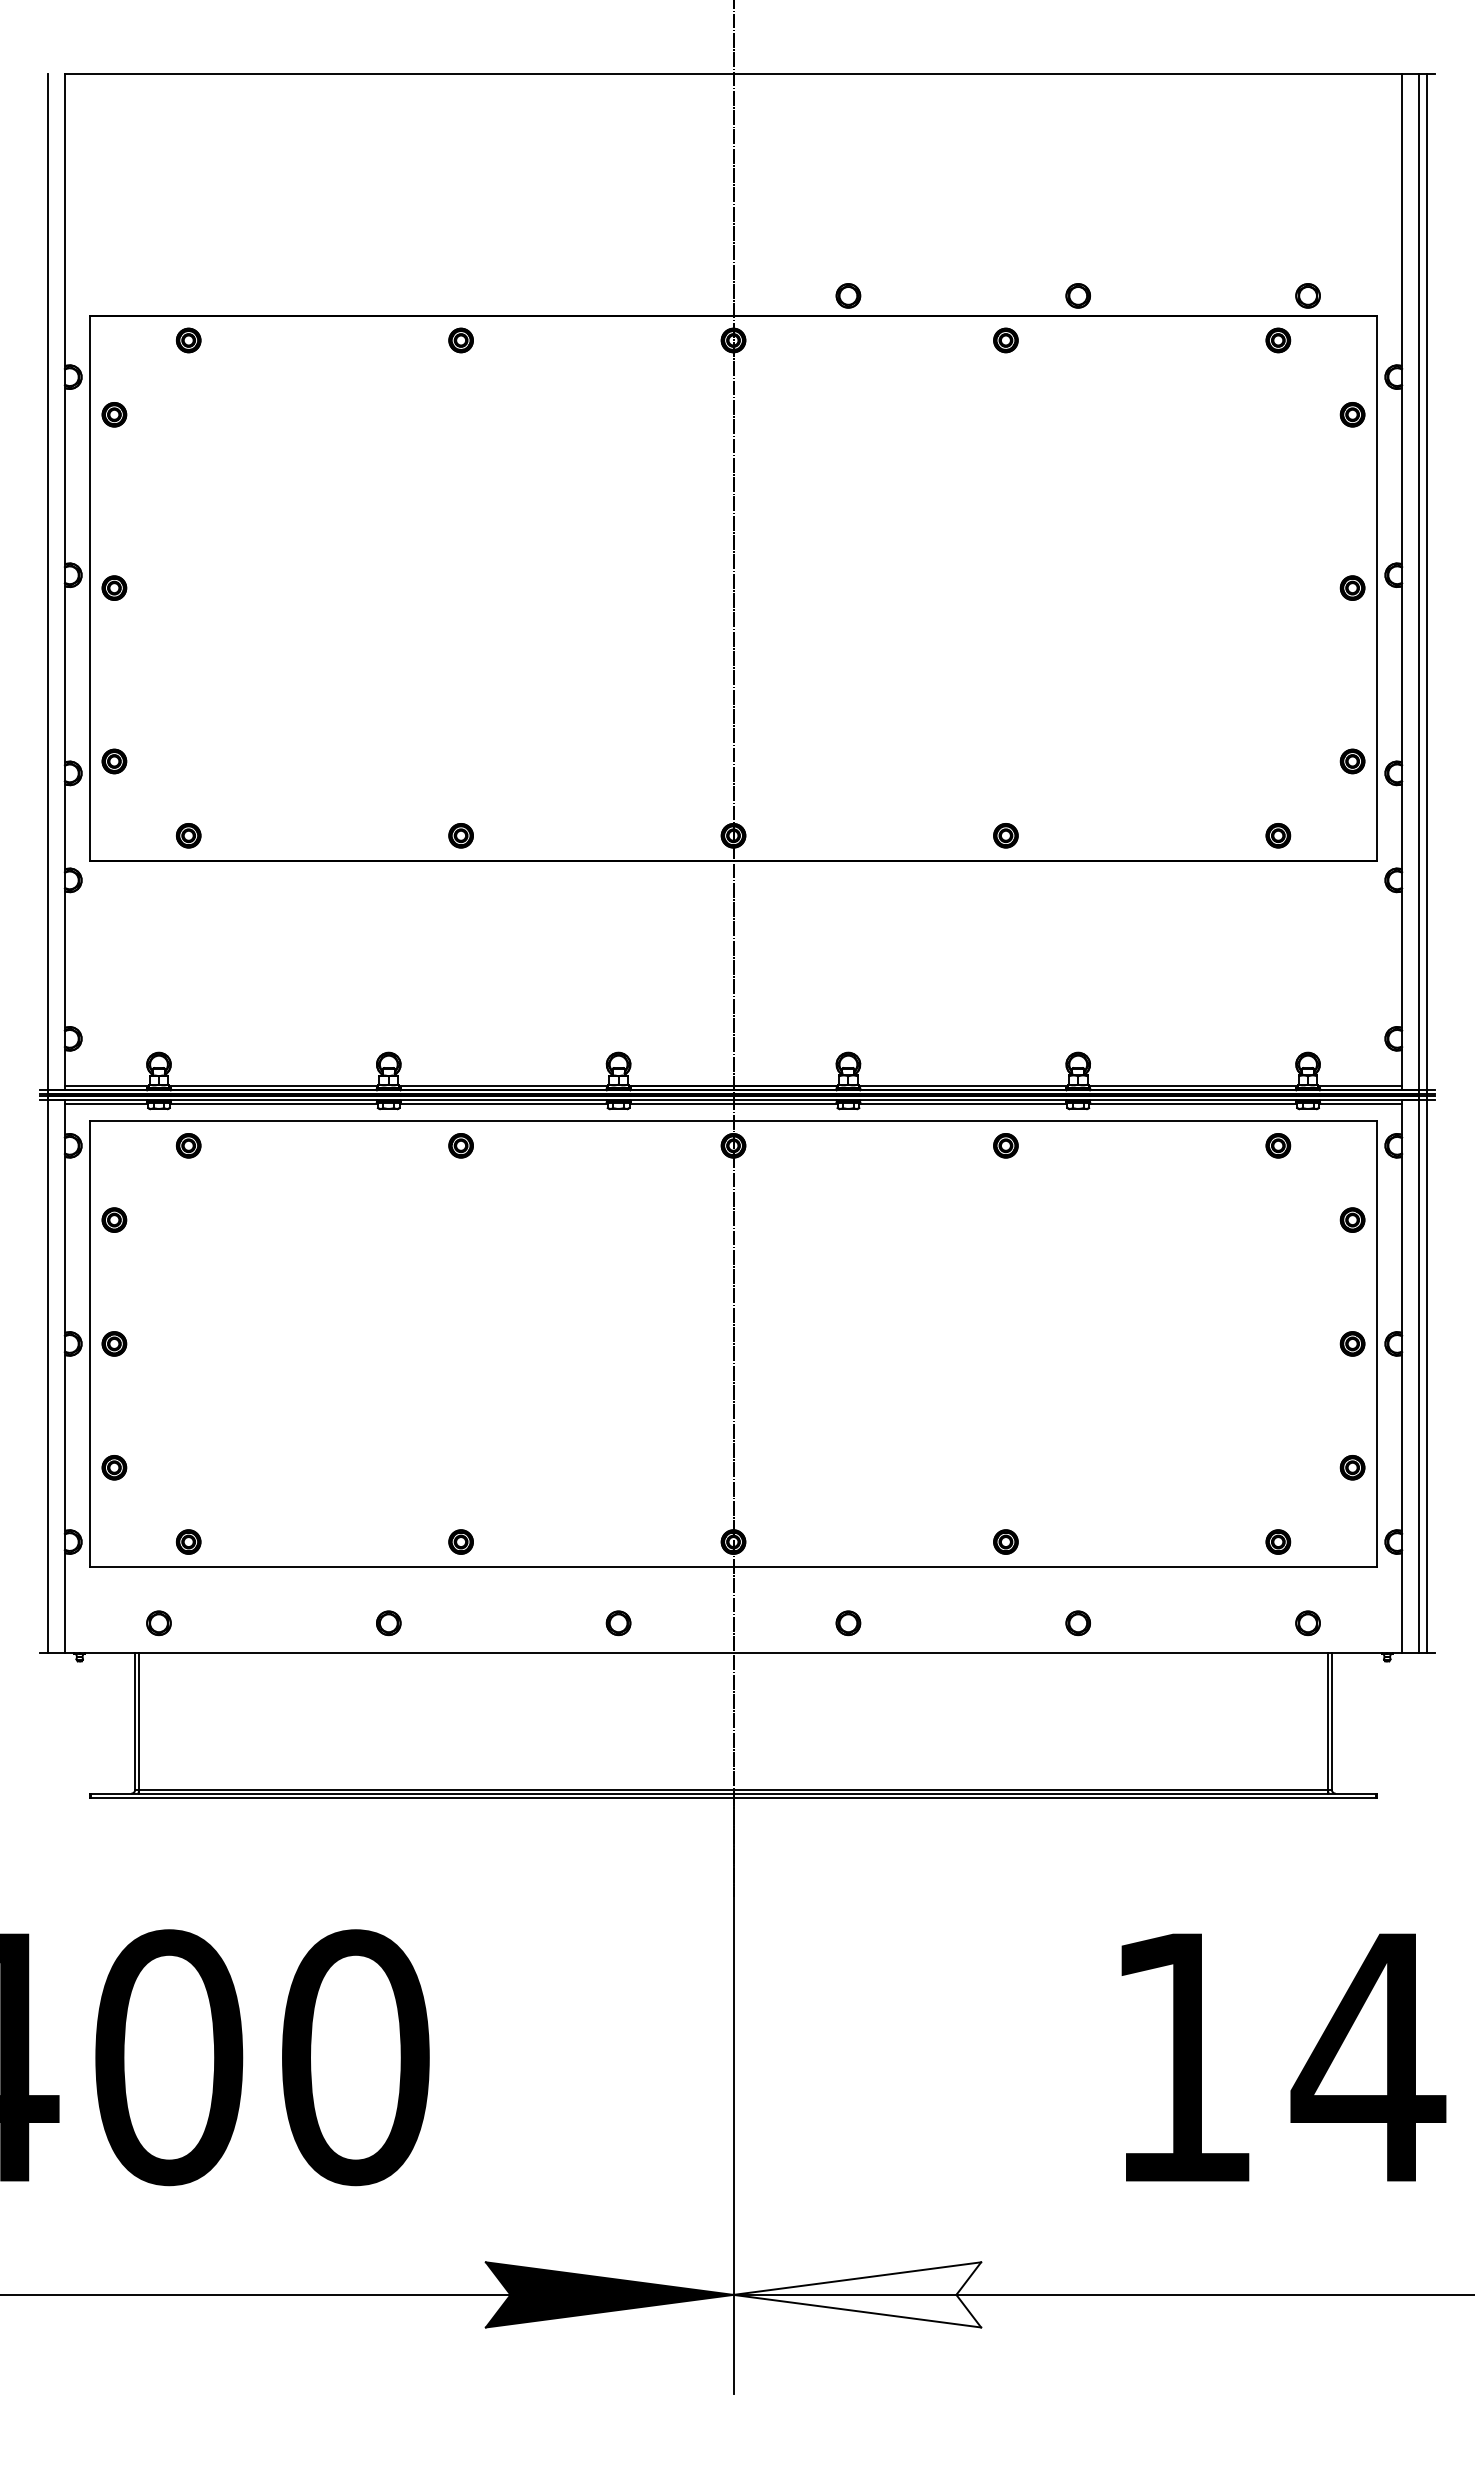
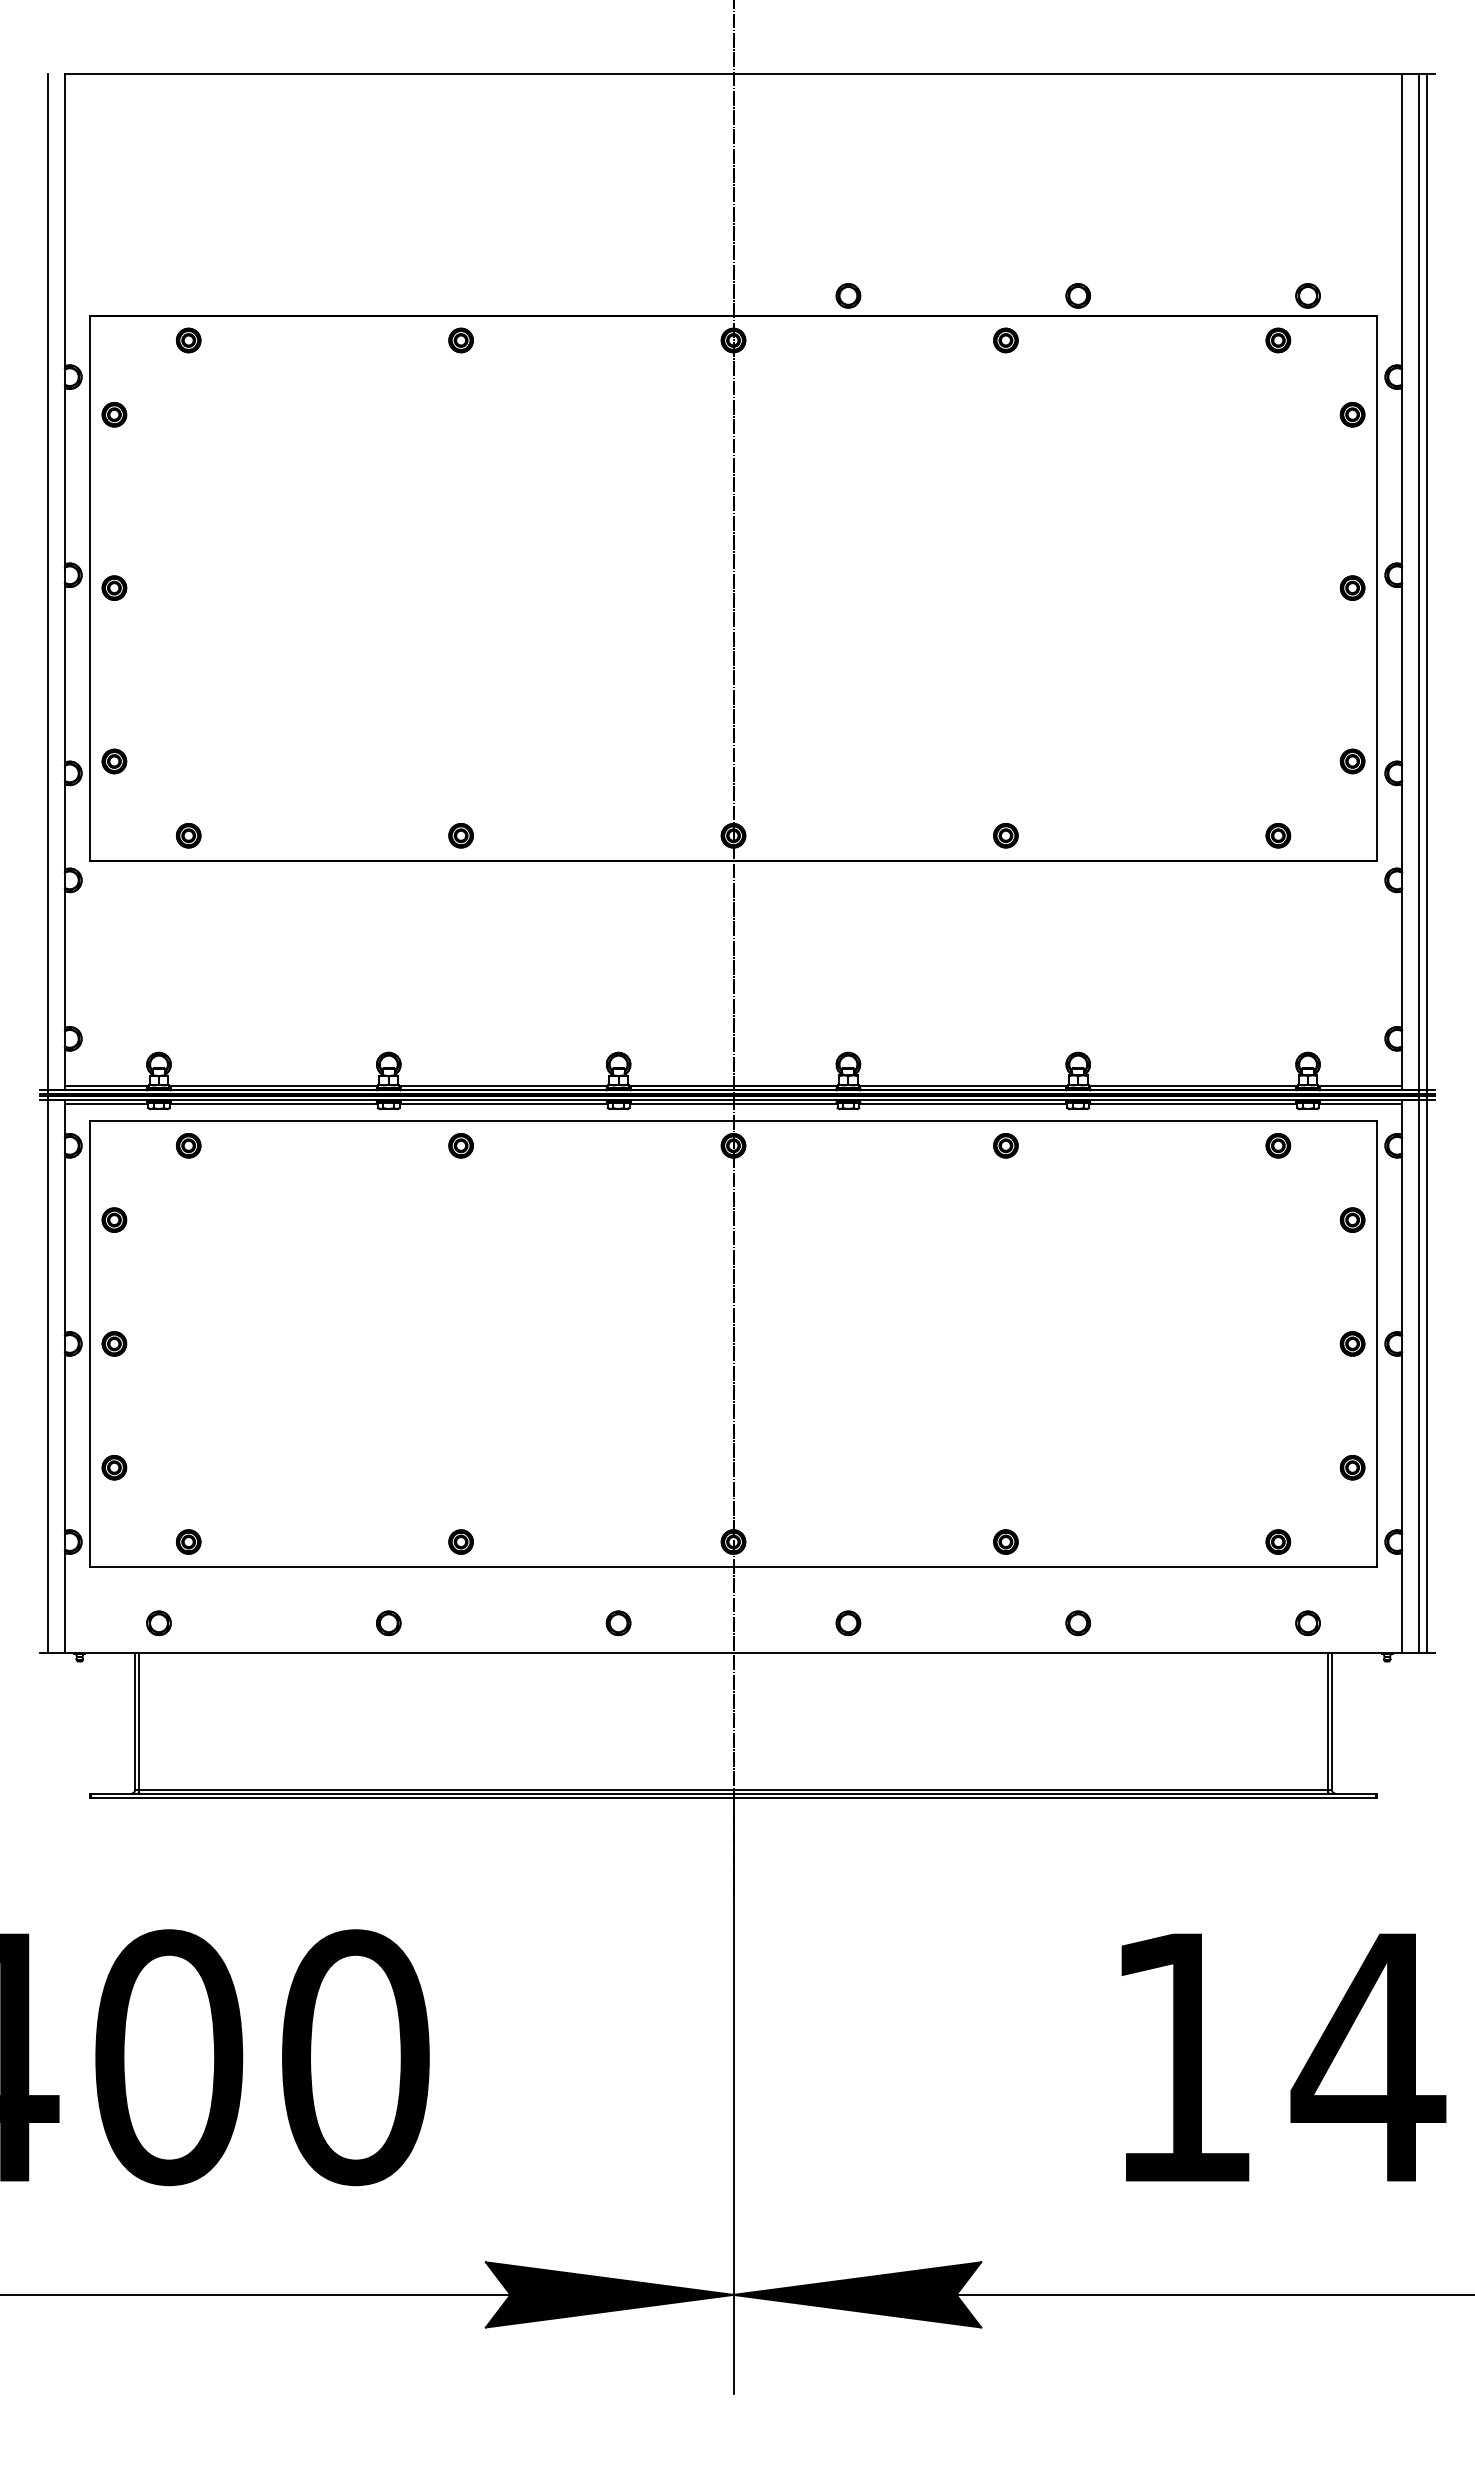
fill: none -> present (857, 2294)
